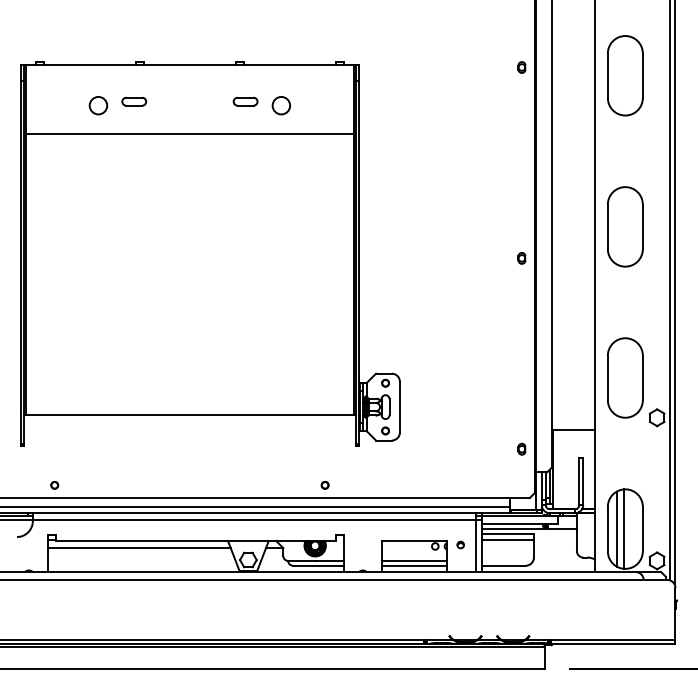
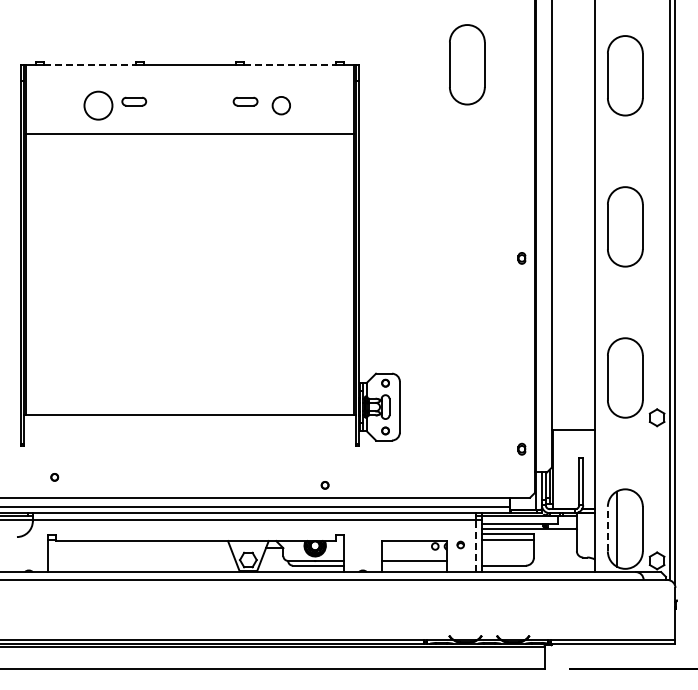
part: none -> present (467, 64)
line: solid -> dashed (90, 65)
line: solid -> dashed (290, 65)
part: present -> none (521, 67)
circle diameter: 17 px -> 28 px (98, 105)
part position: (54, 485) -> (54, 477) (54, 477)
line: solid -> dashed (607, 528)
line: present -> none (623, 528)
line: solid -> dashed (475, 545)
line: present -> none (138, 548)
line: present -> none (414, 565)
